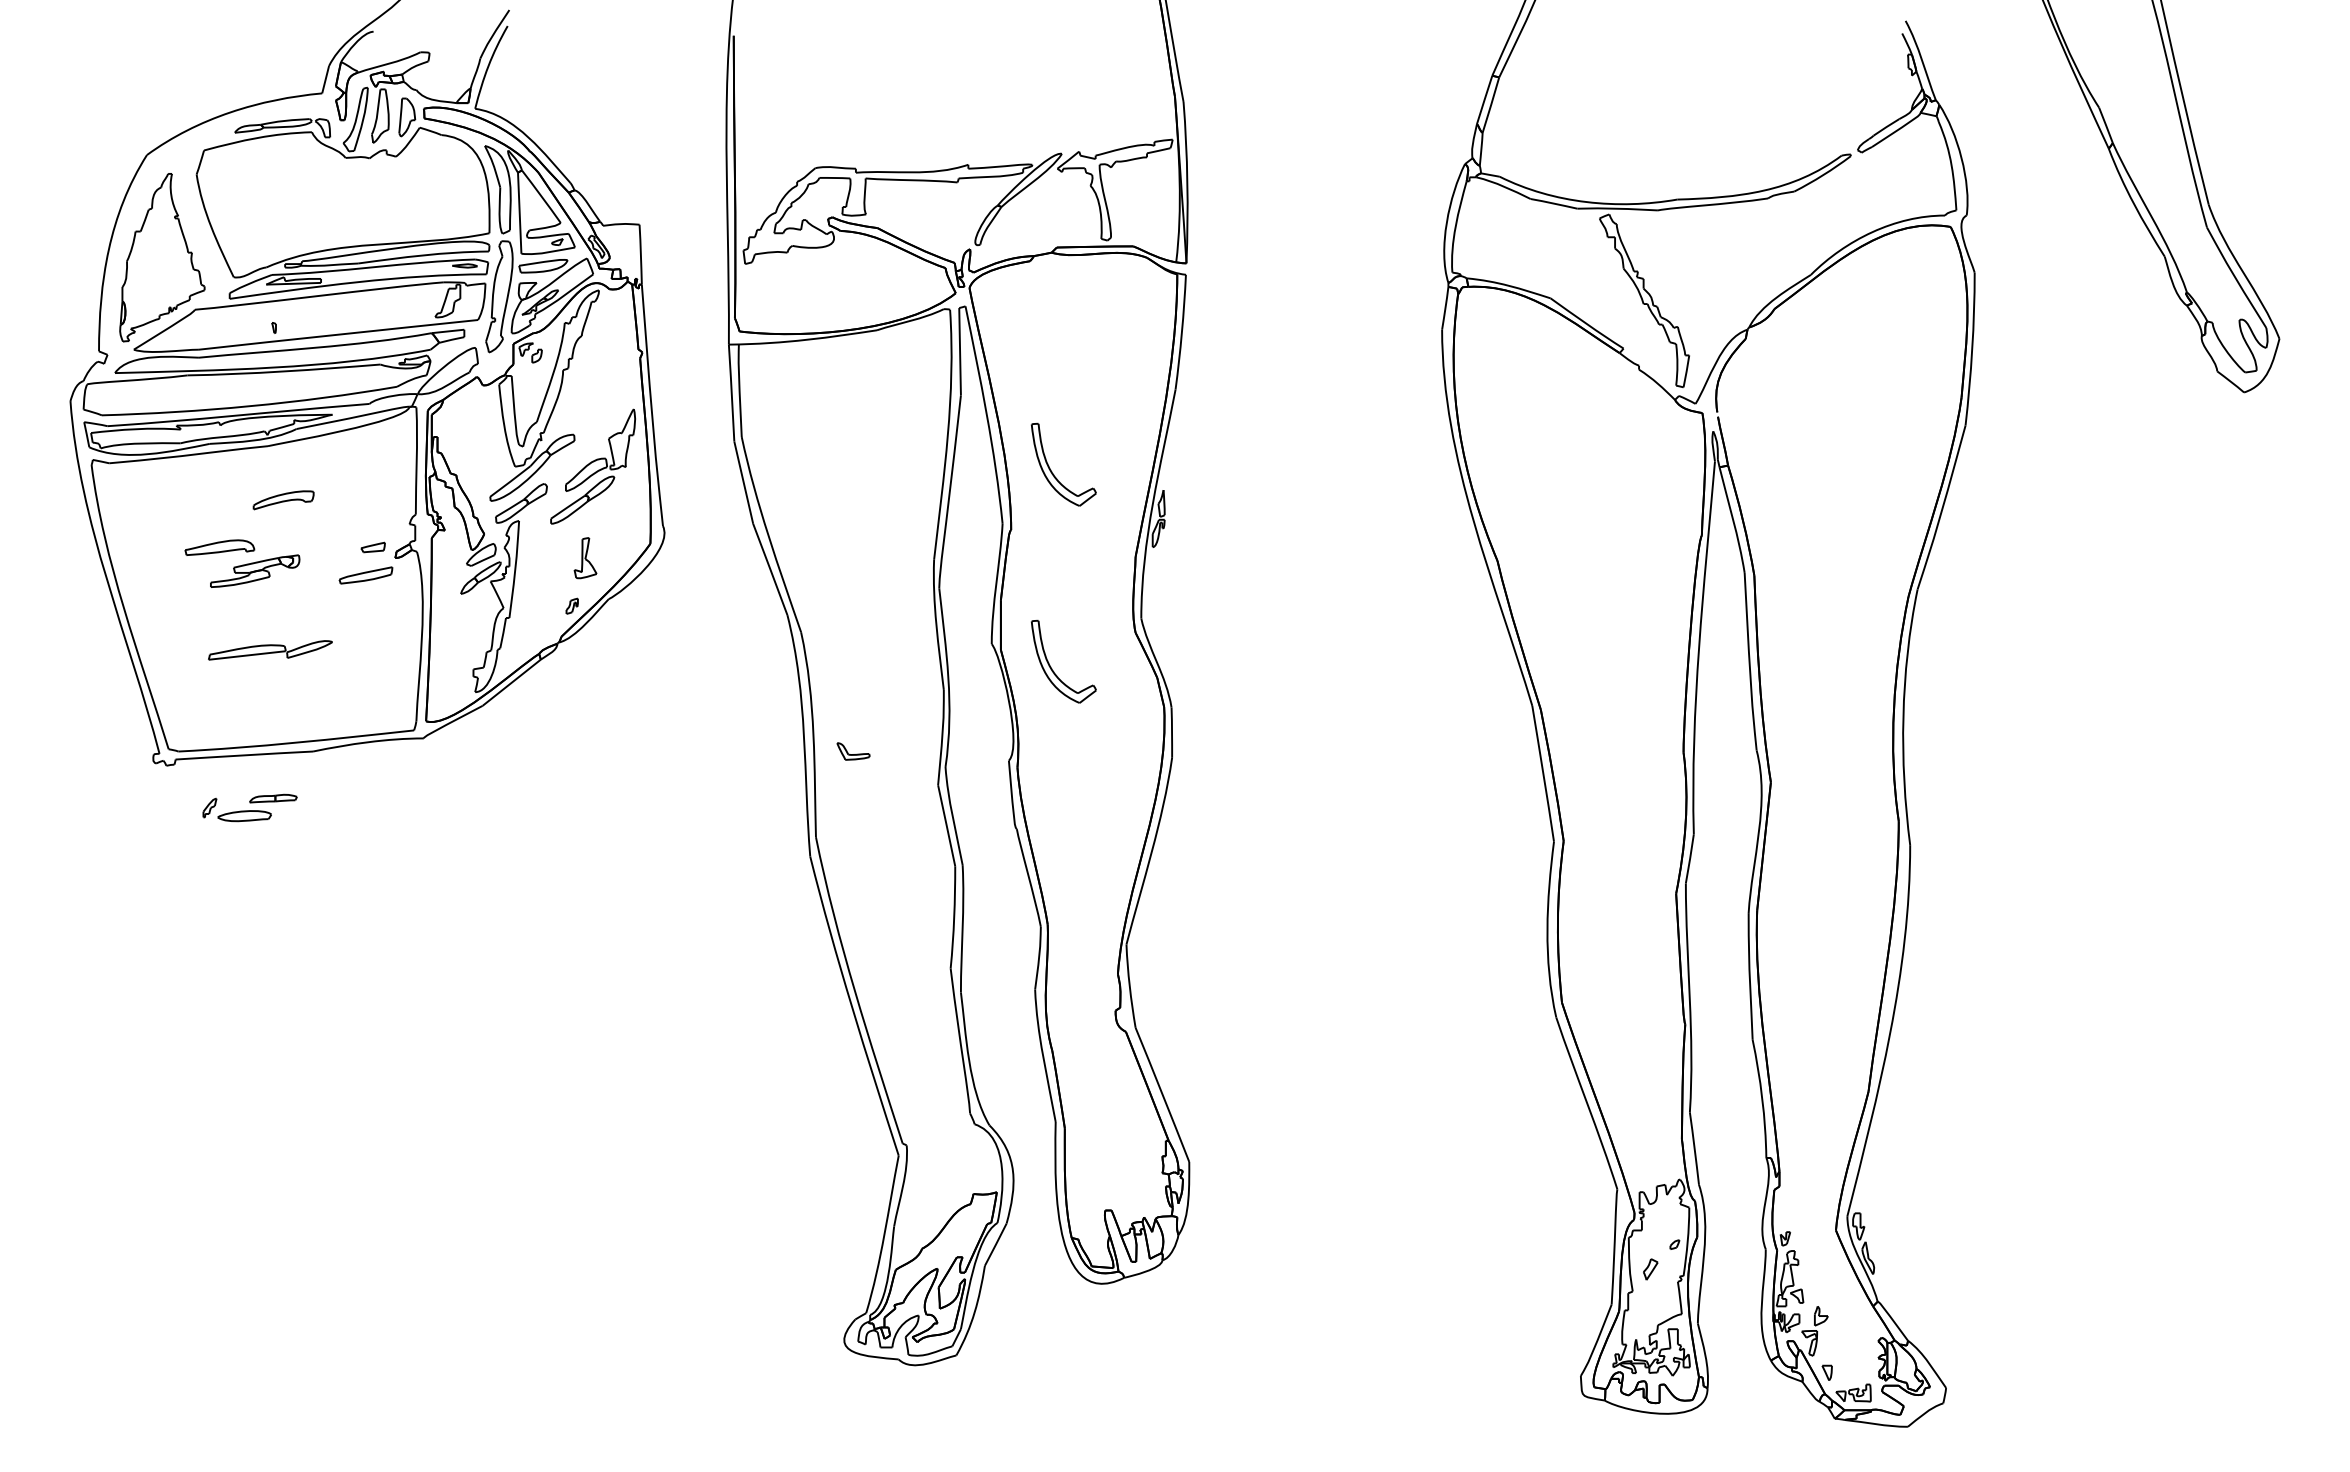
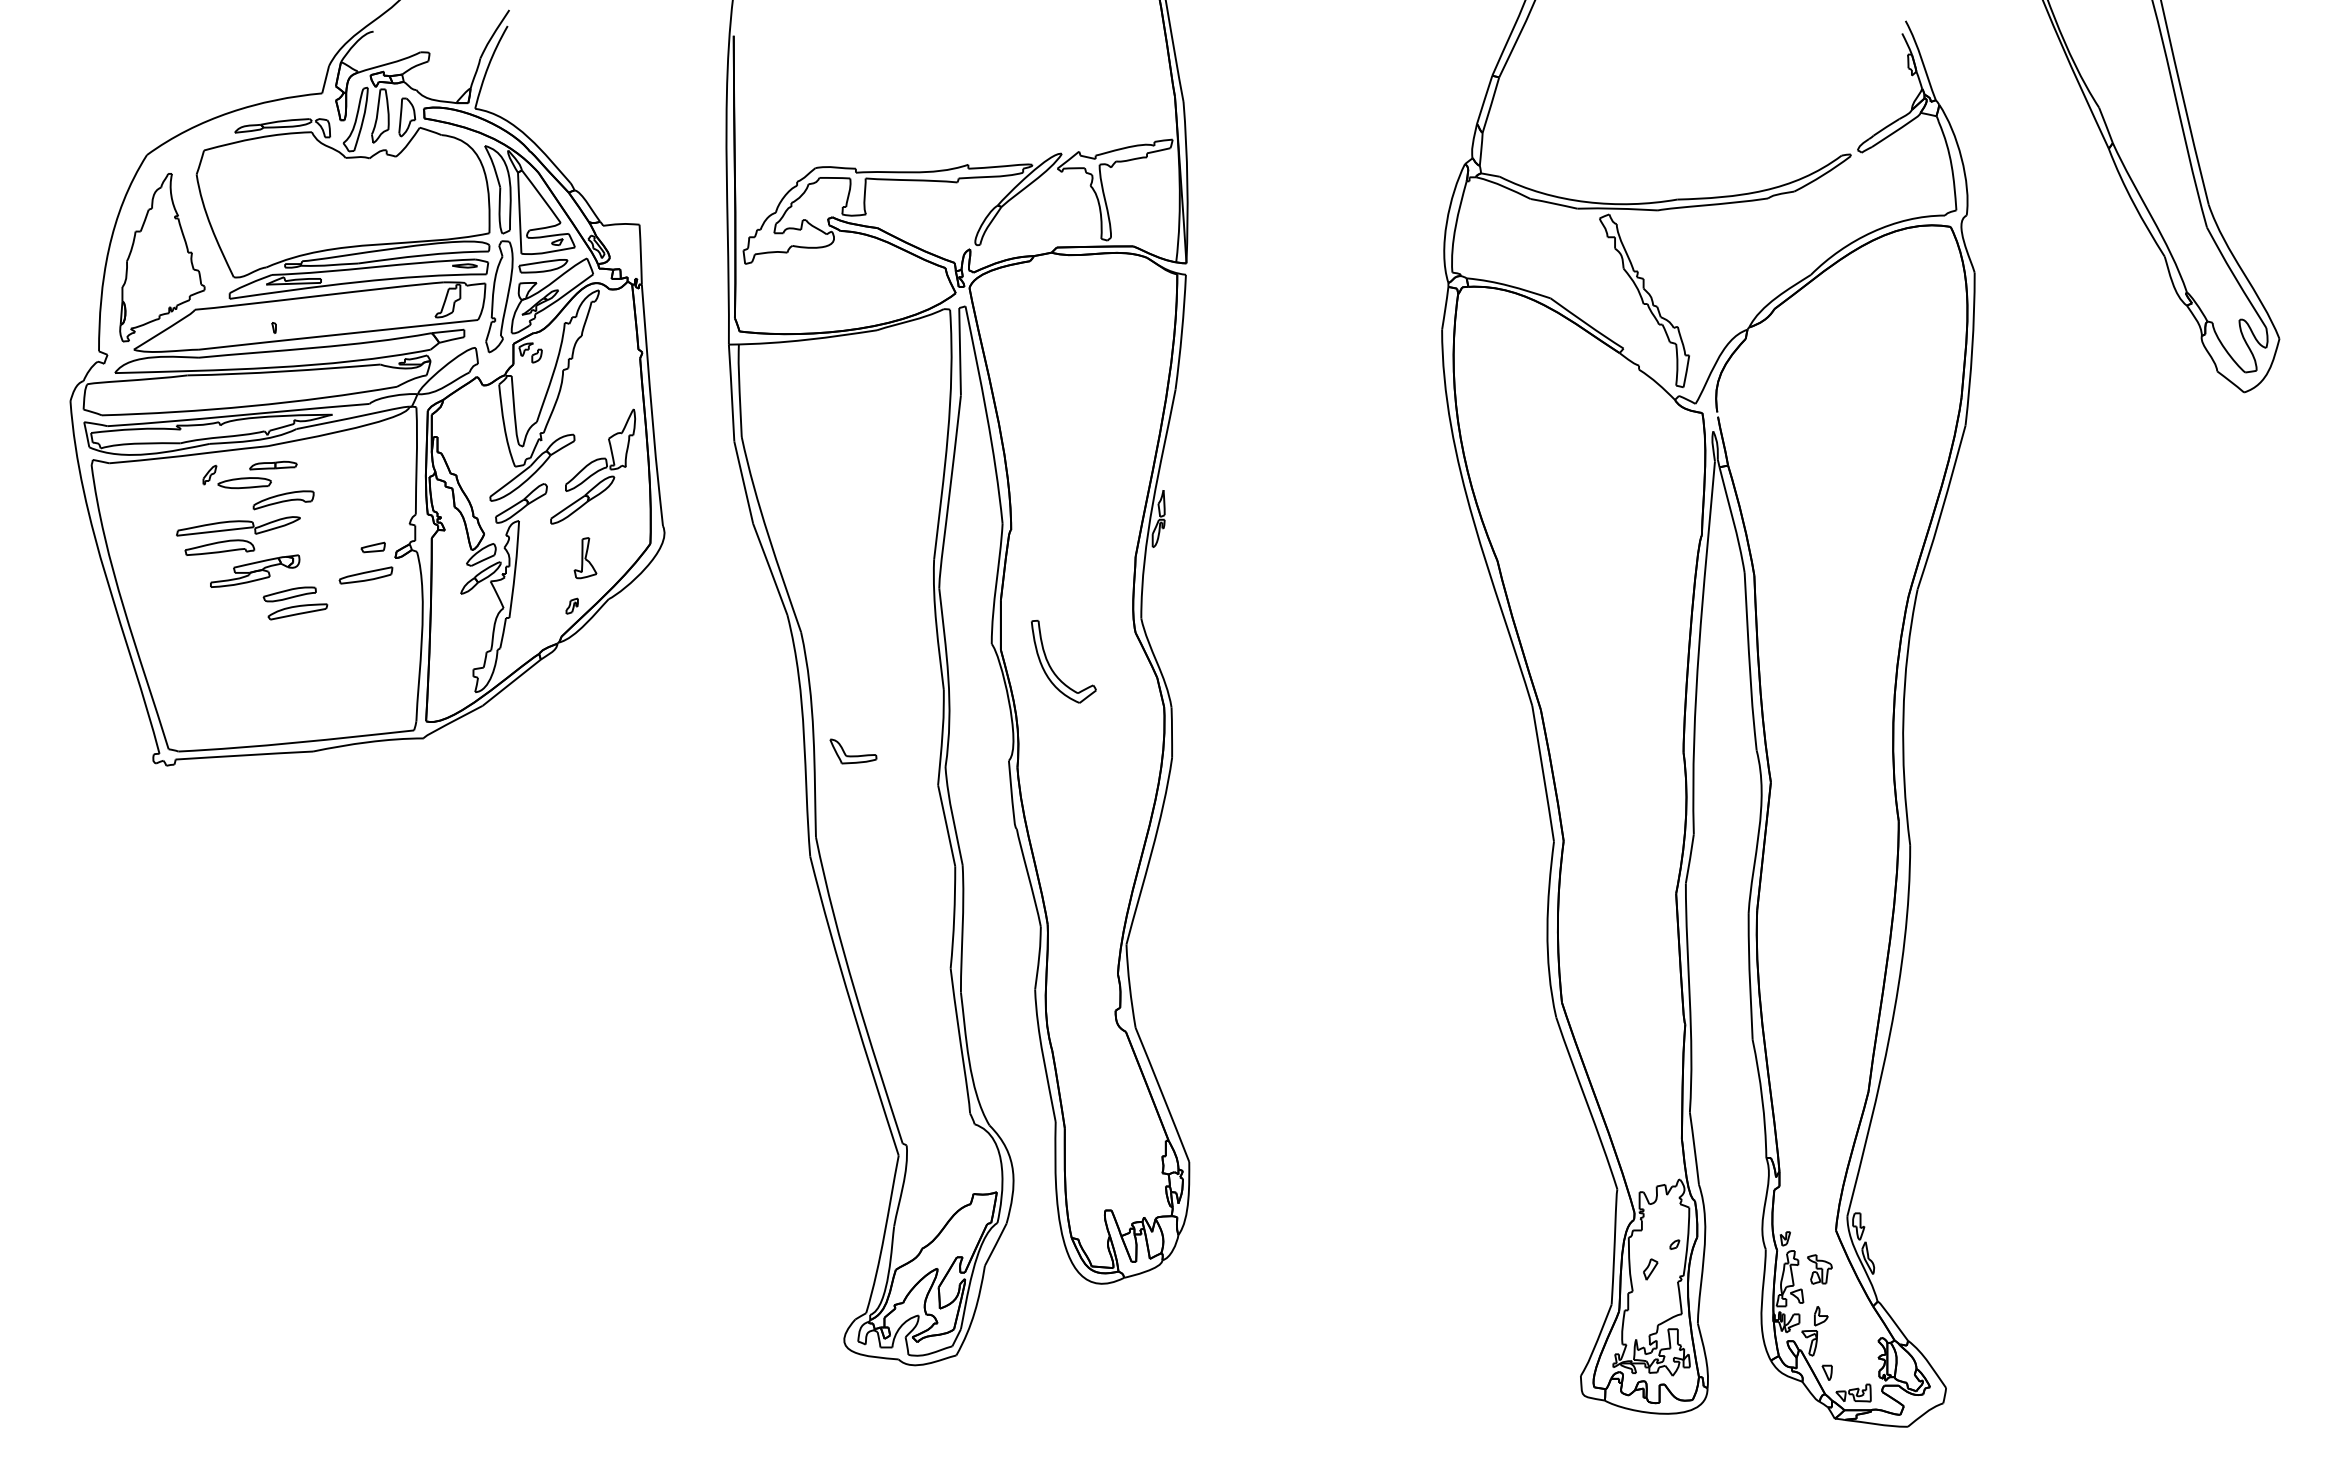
part: present -> none (1052, 471)
part: none -> present (295, 603)
part position: (270, 650) -> (238, 526) (238, 526)
part size: 35x19 px -> 49x27 px (853, 751)
part position: (249, 807) -> (249, 474) (249, 474)
part: none -> present (1819, 1269)
